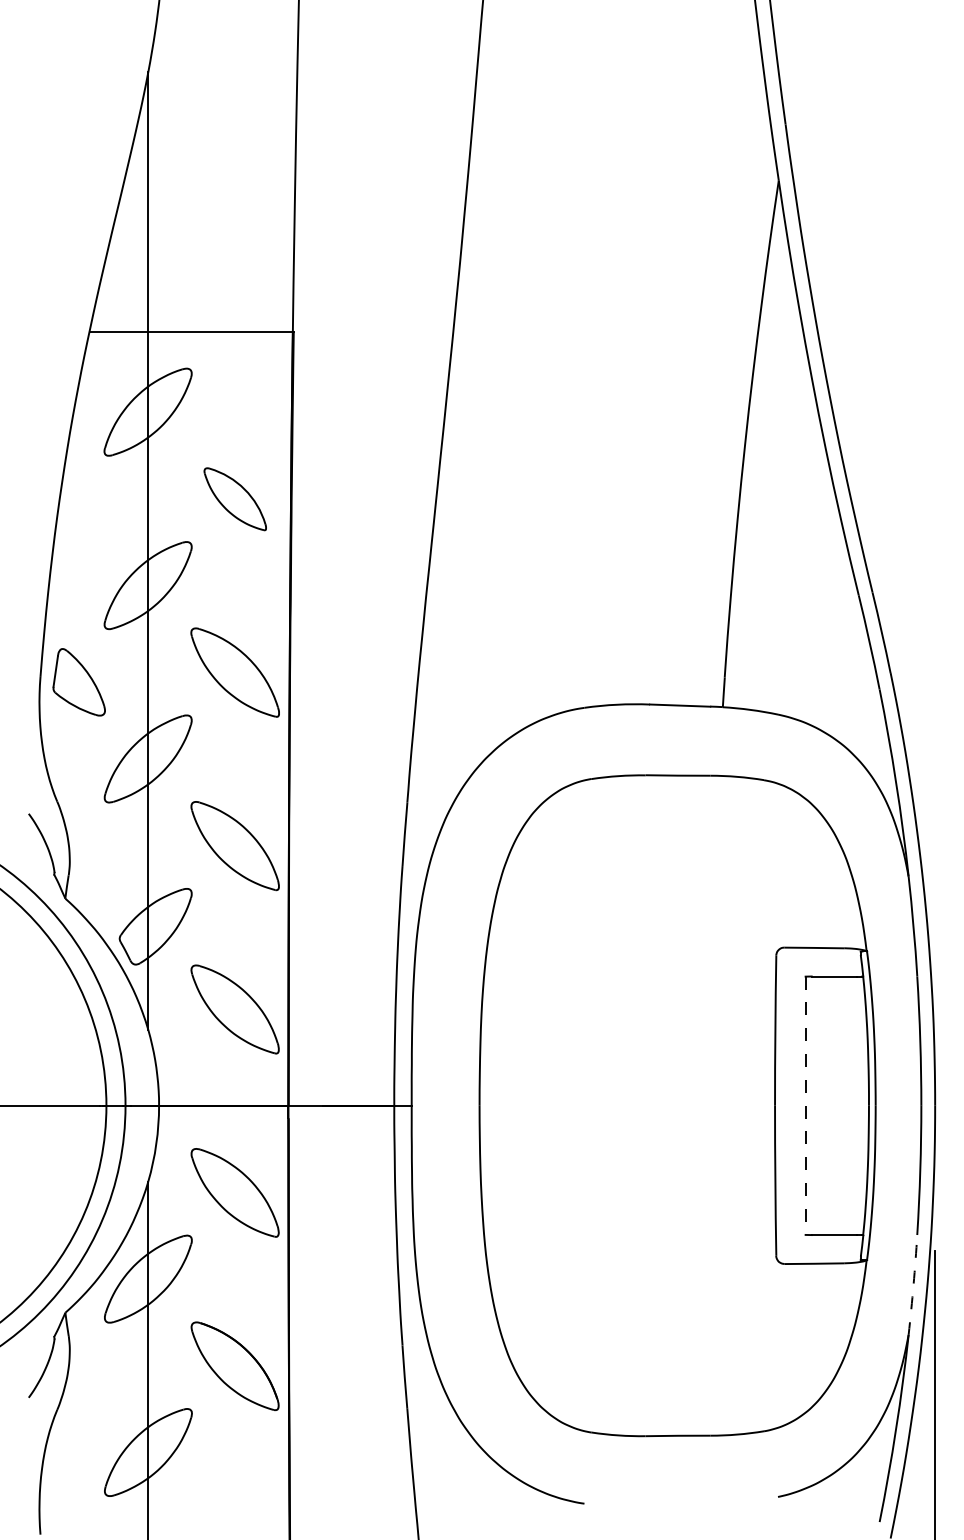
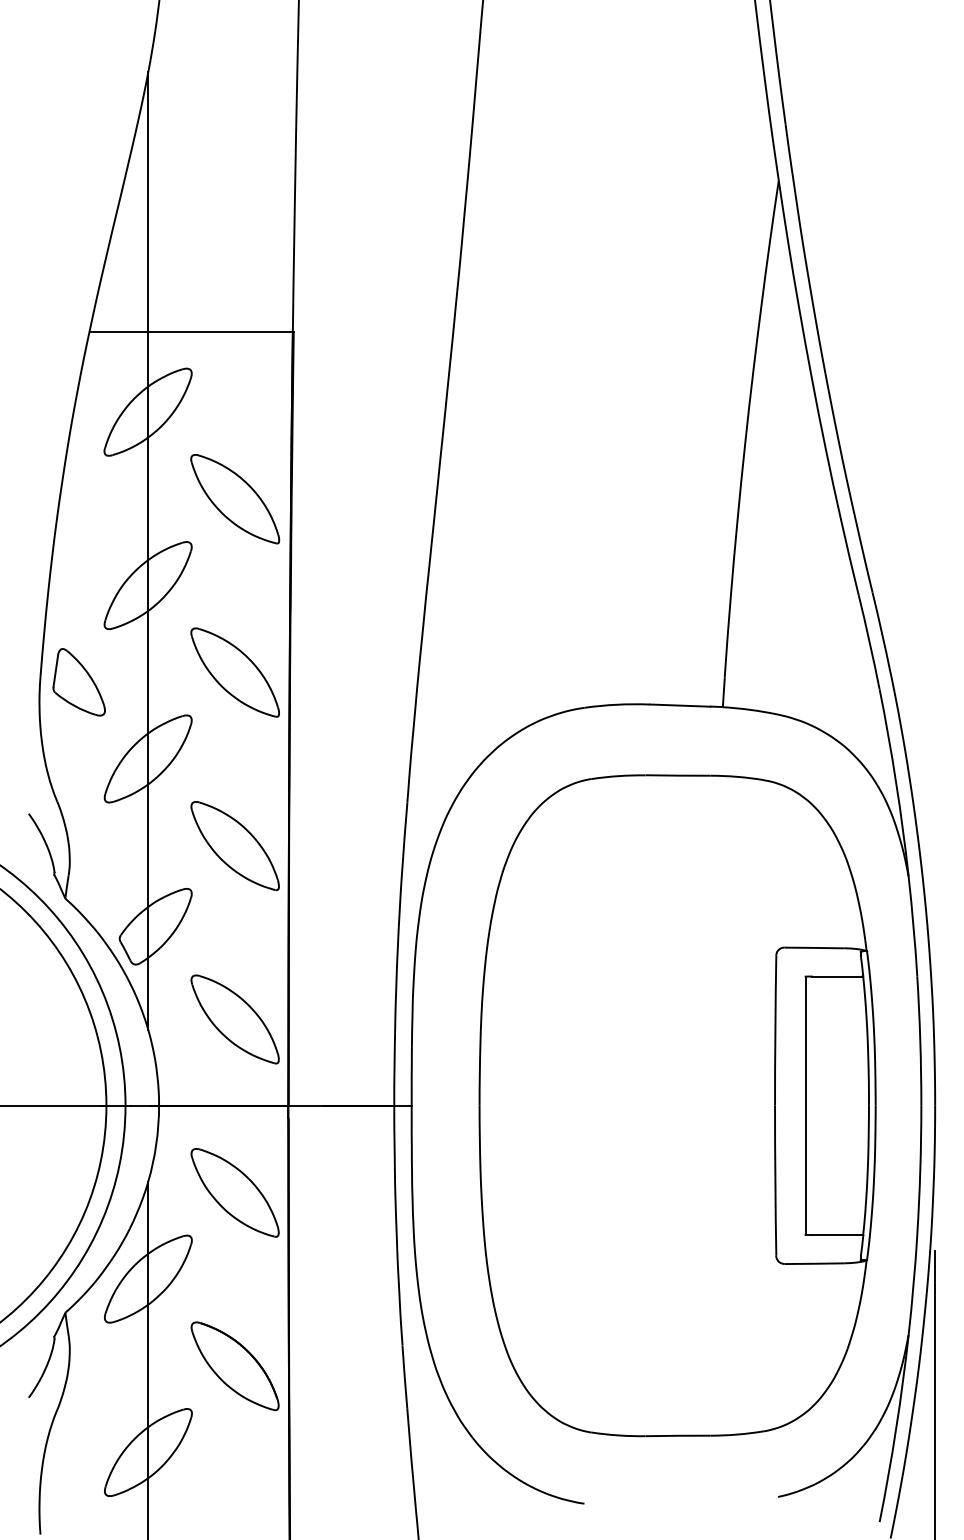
part size: 64x65 px -> 91x91 px (235, 499)
part position: (234, 1009) -> (234, 1019) (234, 1019)
line: dashed -> solid (805, 1106)
arc: dashed -> solid (913, 1285)
